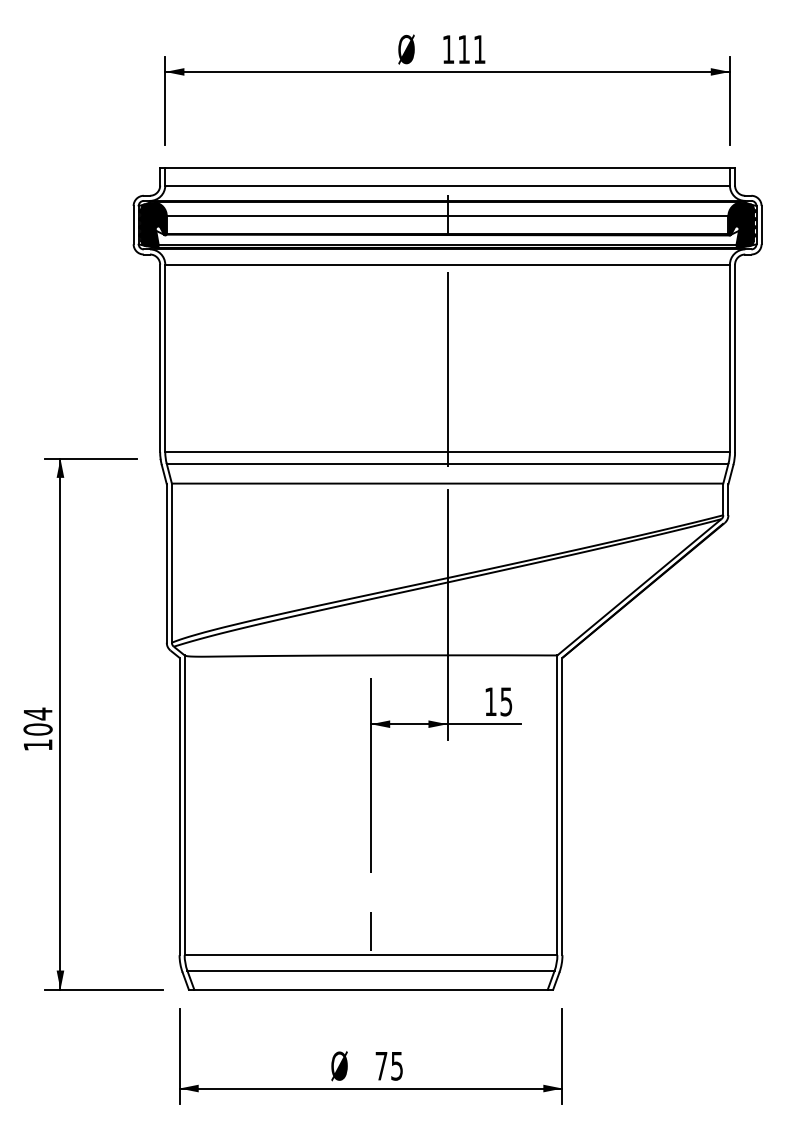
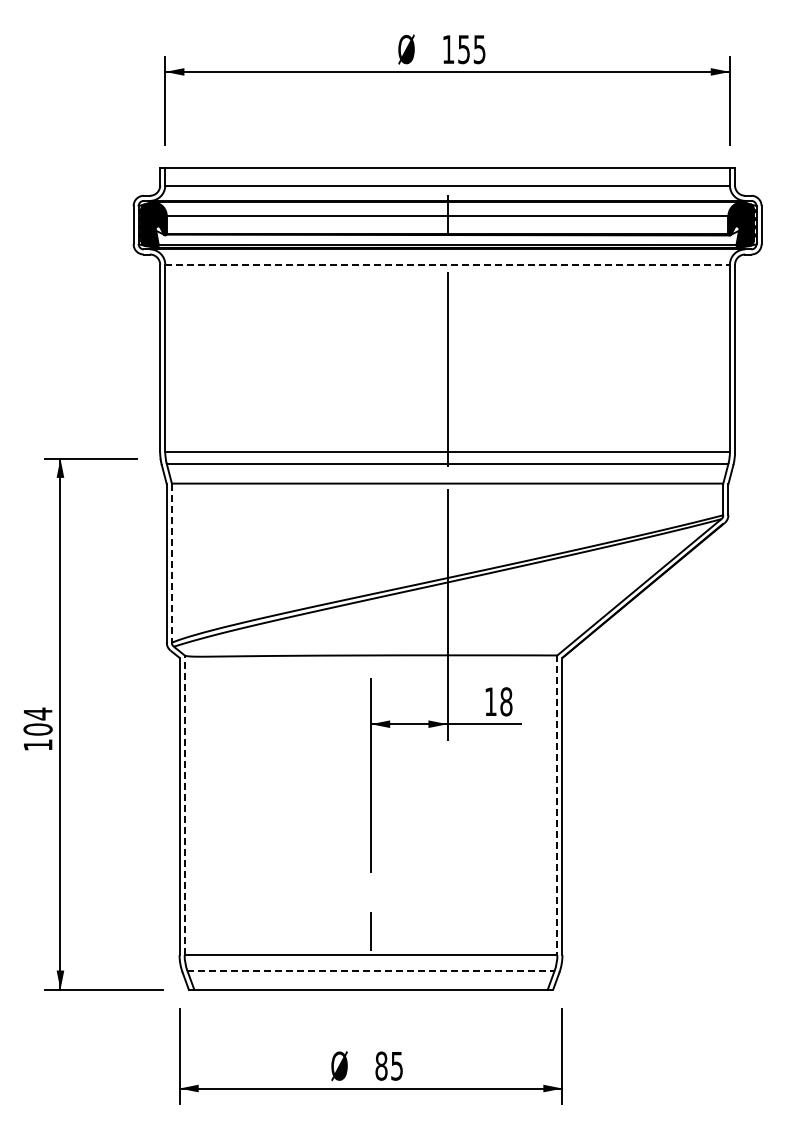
text: 111 -> 155 (471, 49)
line: solid -> dashed (448, 264)
line: solid -> dashed (171, 563)
text: 15 -> 18 (506, 701)
line: solid -> dashed (184, 805)
line: solid -> dashed (557, 805)
line: solid -> dashed (371, 970)
text: 75 -> 85 (381, 1065)
